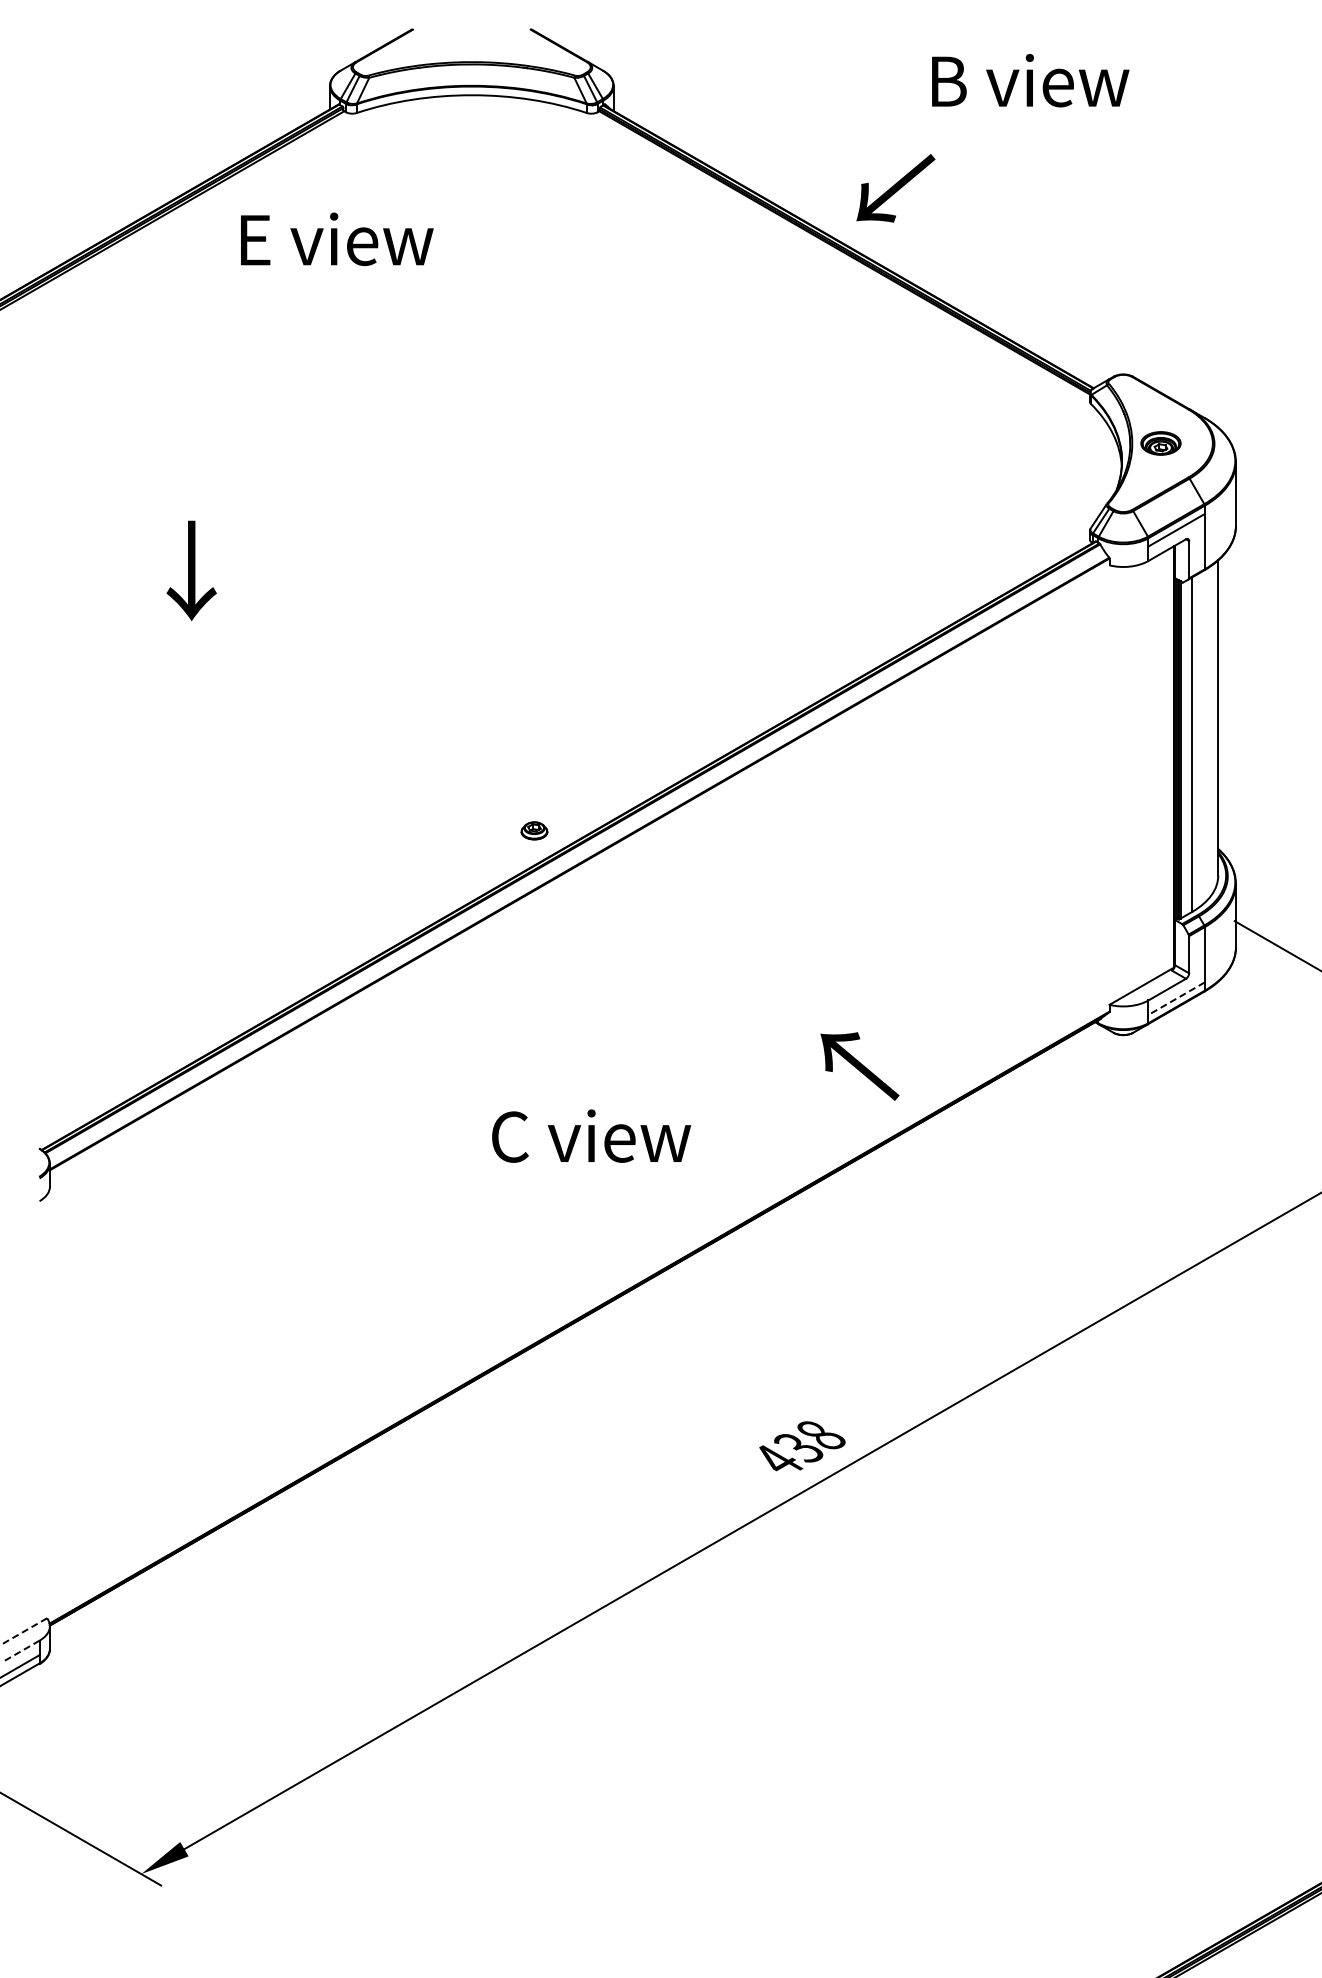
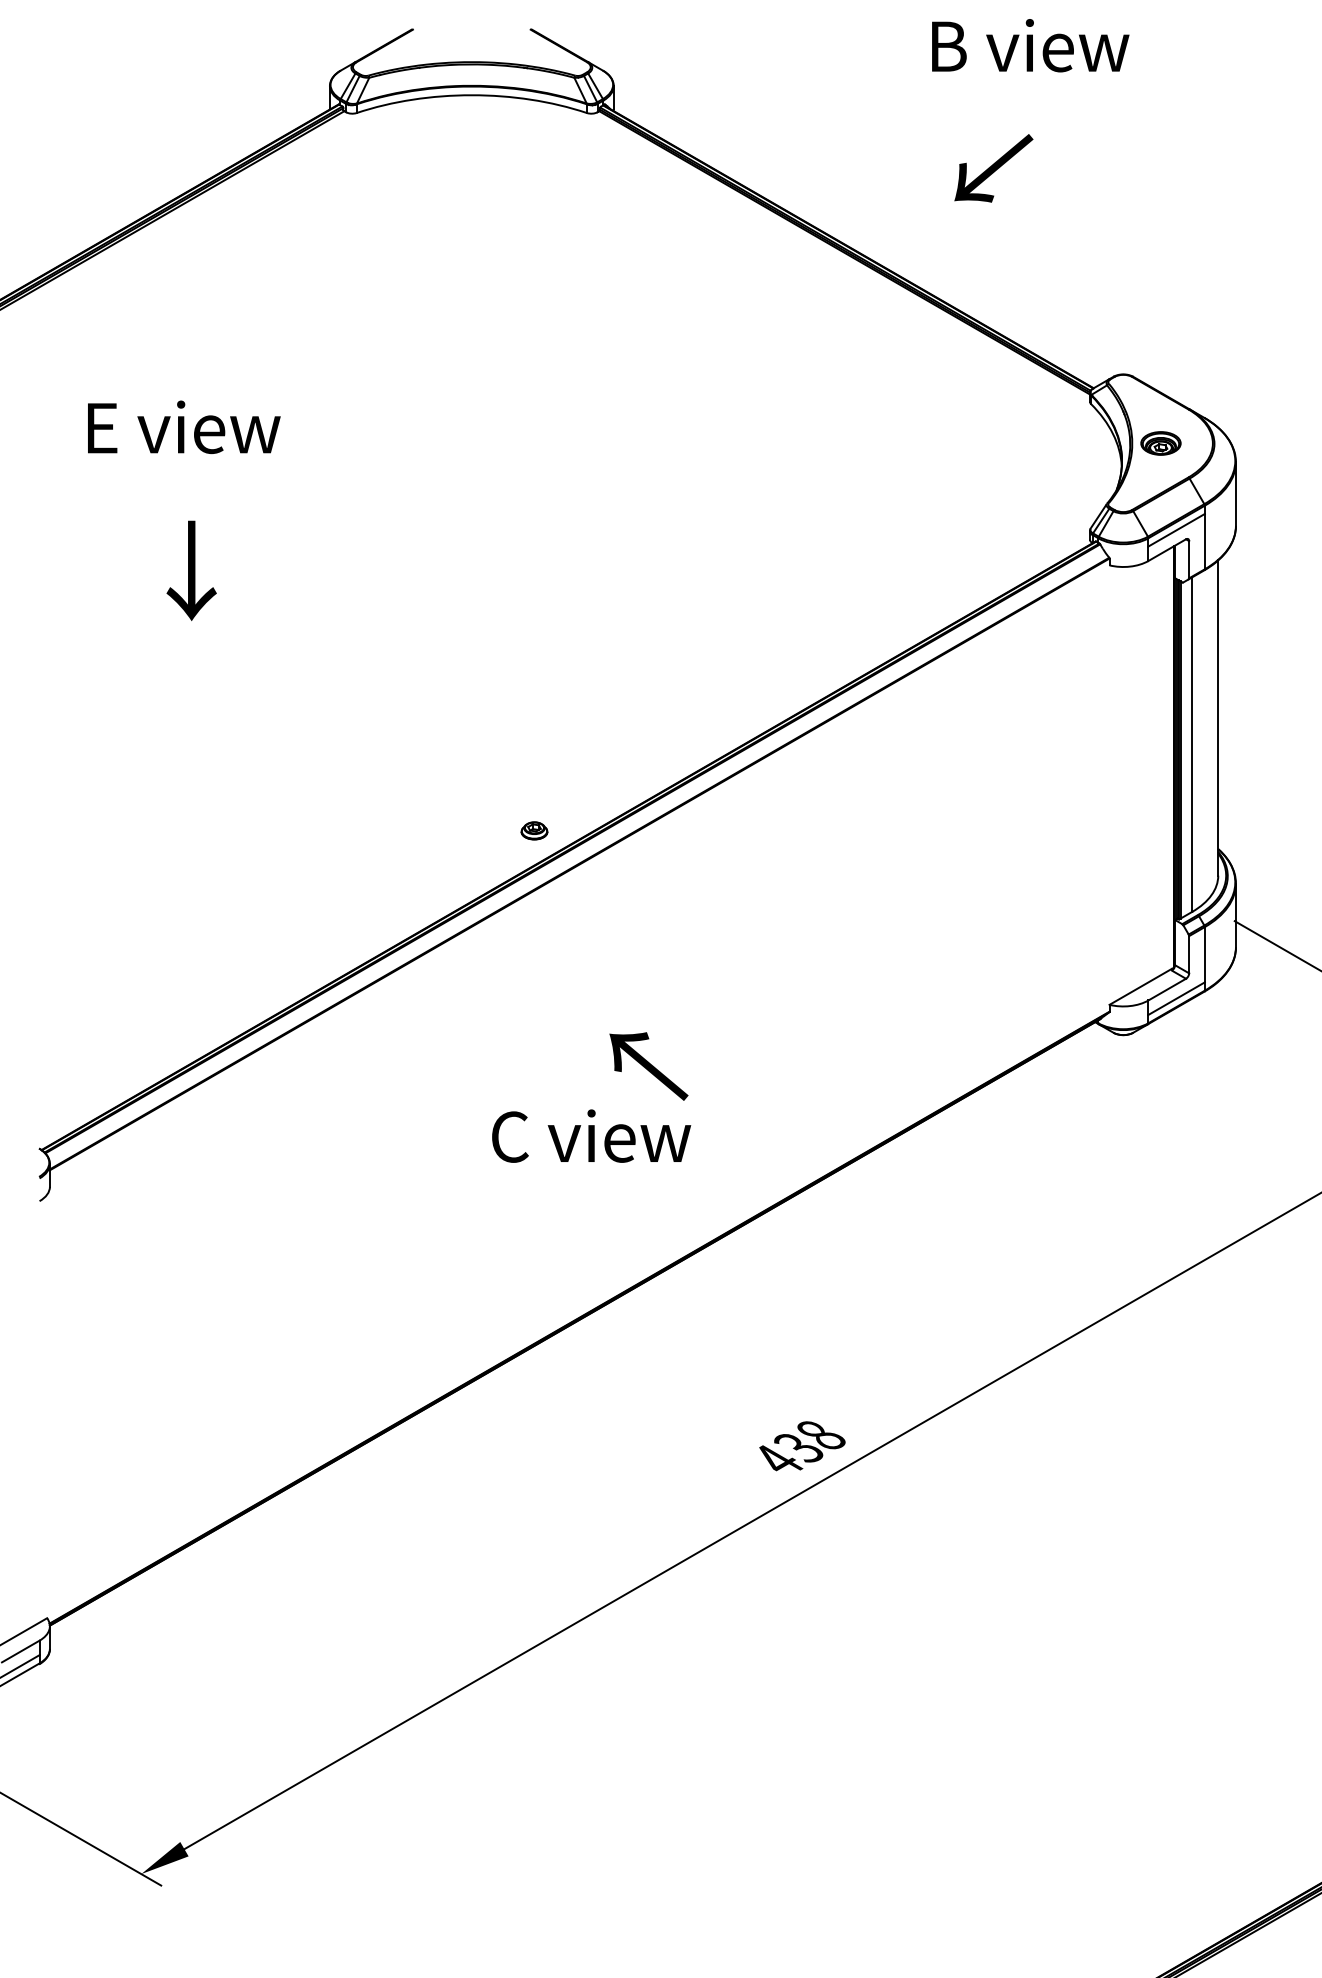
text position: (1030, 80) -> (1030, 45) (1030, 45)
text position: (895, 188) -> (993, 168) (993, 168)
text position: (337, 238) -> (184, 426) (184, 426)
line: dashed -> solid (1176, 998)
text position: (859, 1066) -> (648, 1066) (648, 1066)
line: dashed -> solid (23, 1631)
line: dashed -> solid (20, 1651)
